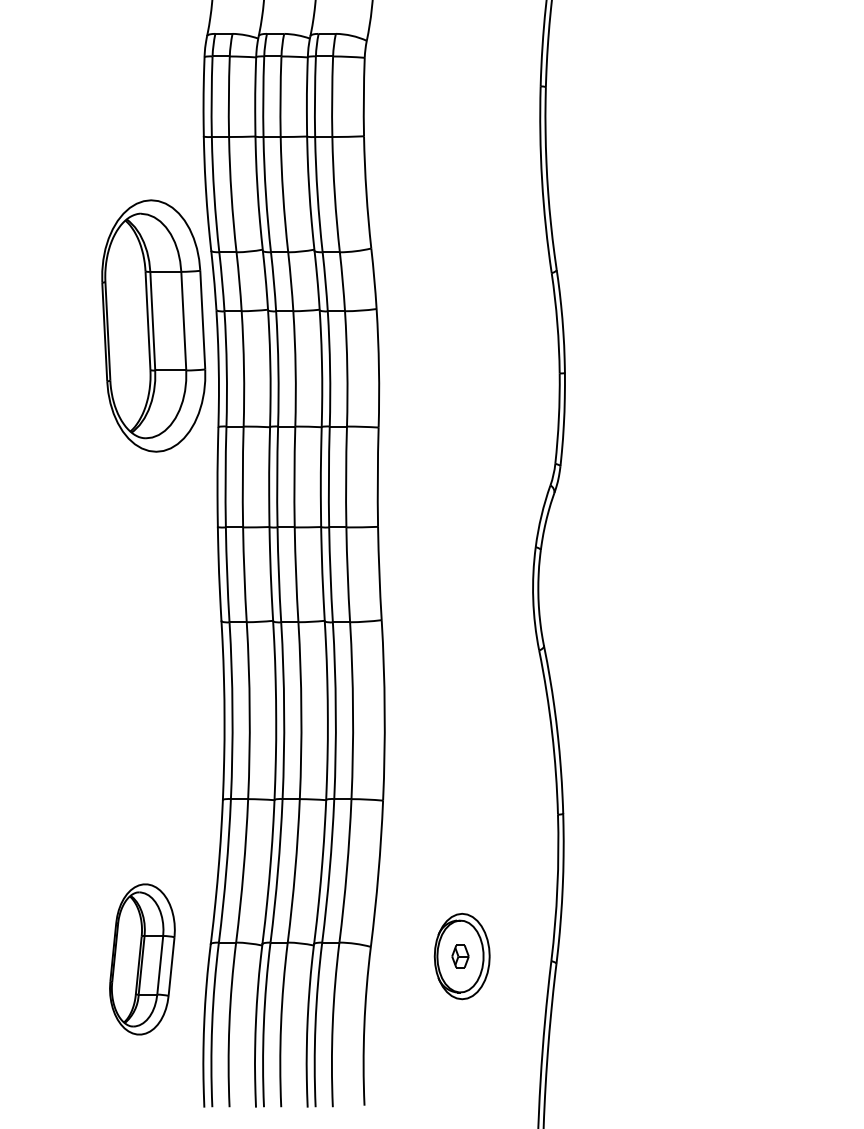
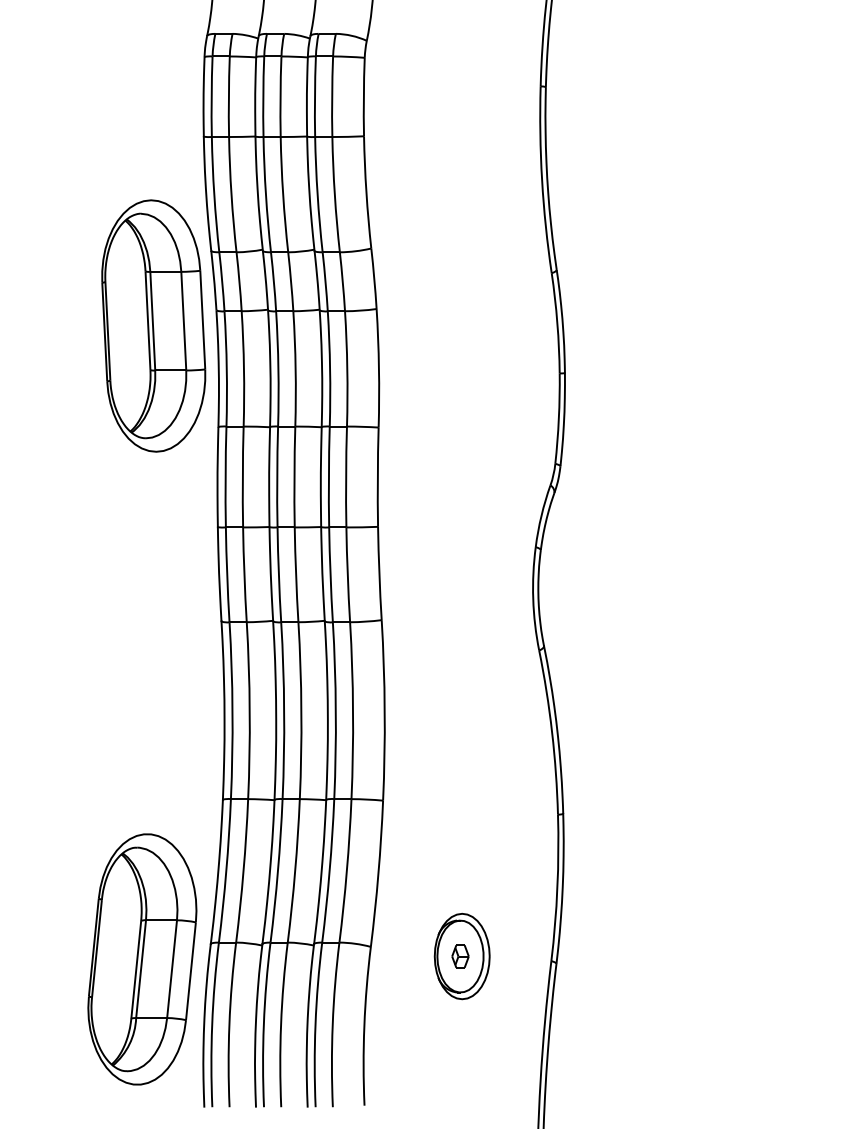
part size: 67x153 px -> 111x253 px (142, 959)
